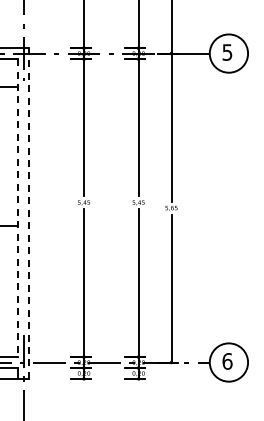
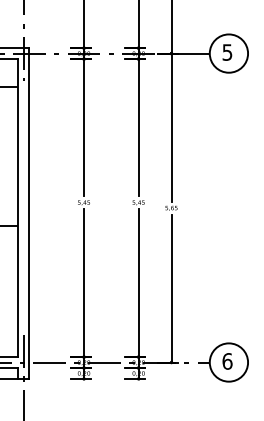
line: dashed -> solid (18, 208)
line: dashed -> solid (29, 213)
